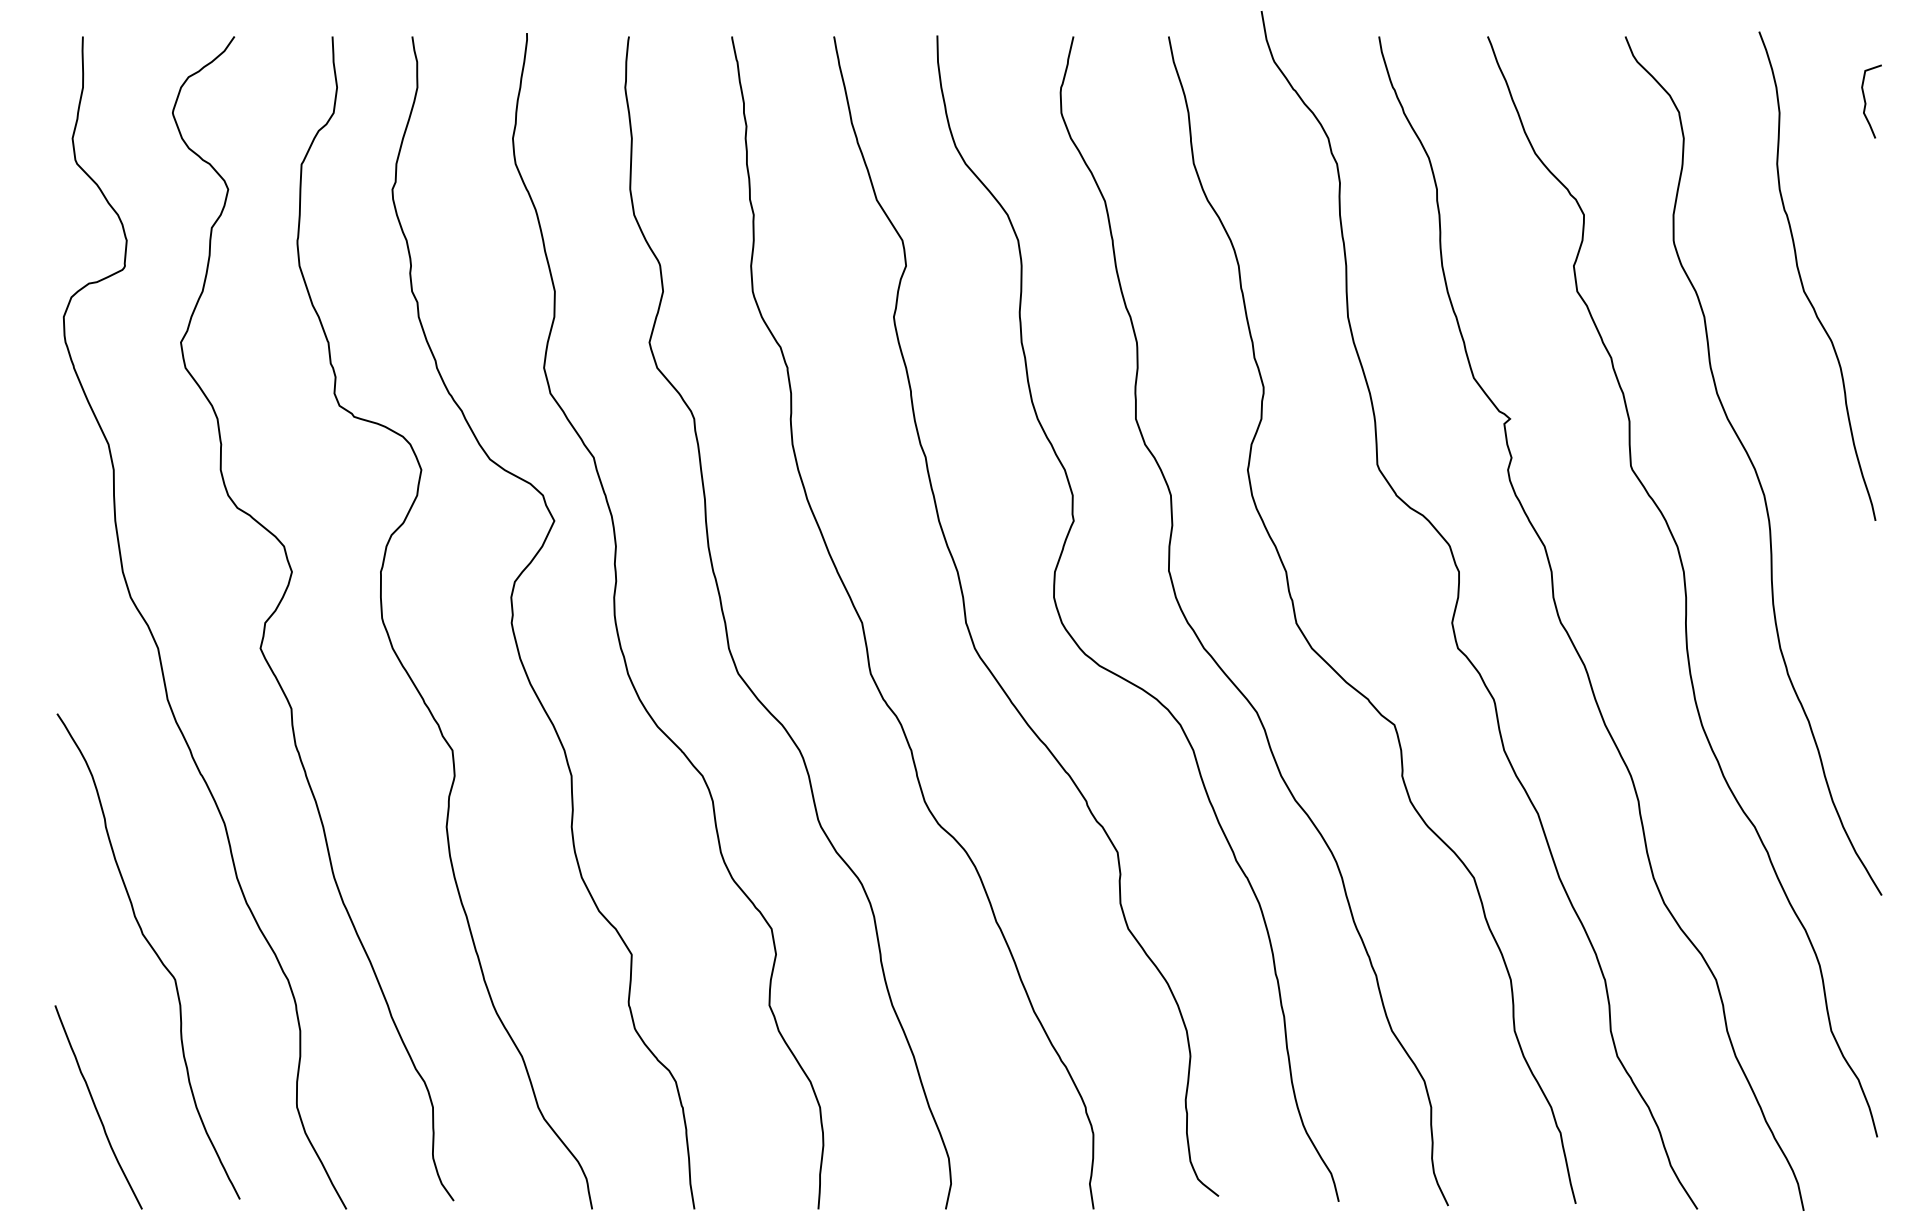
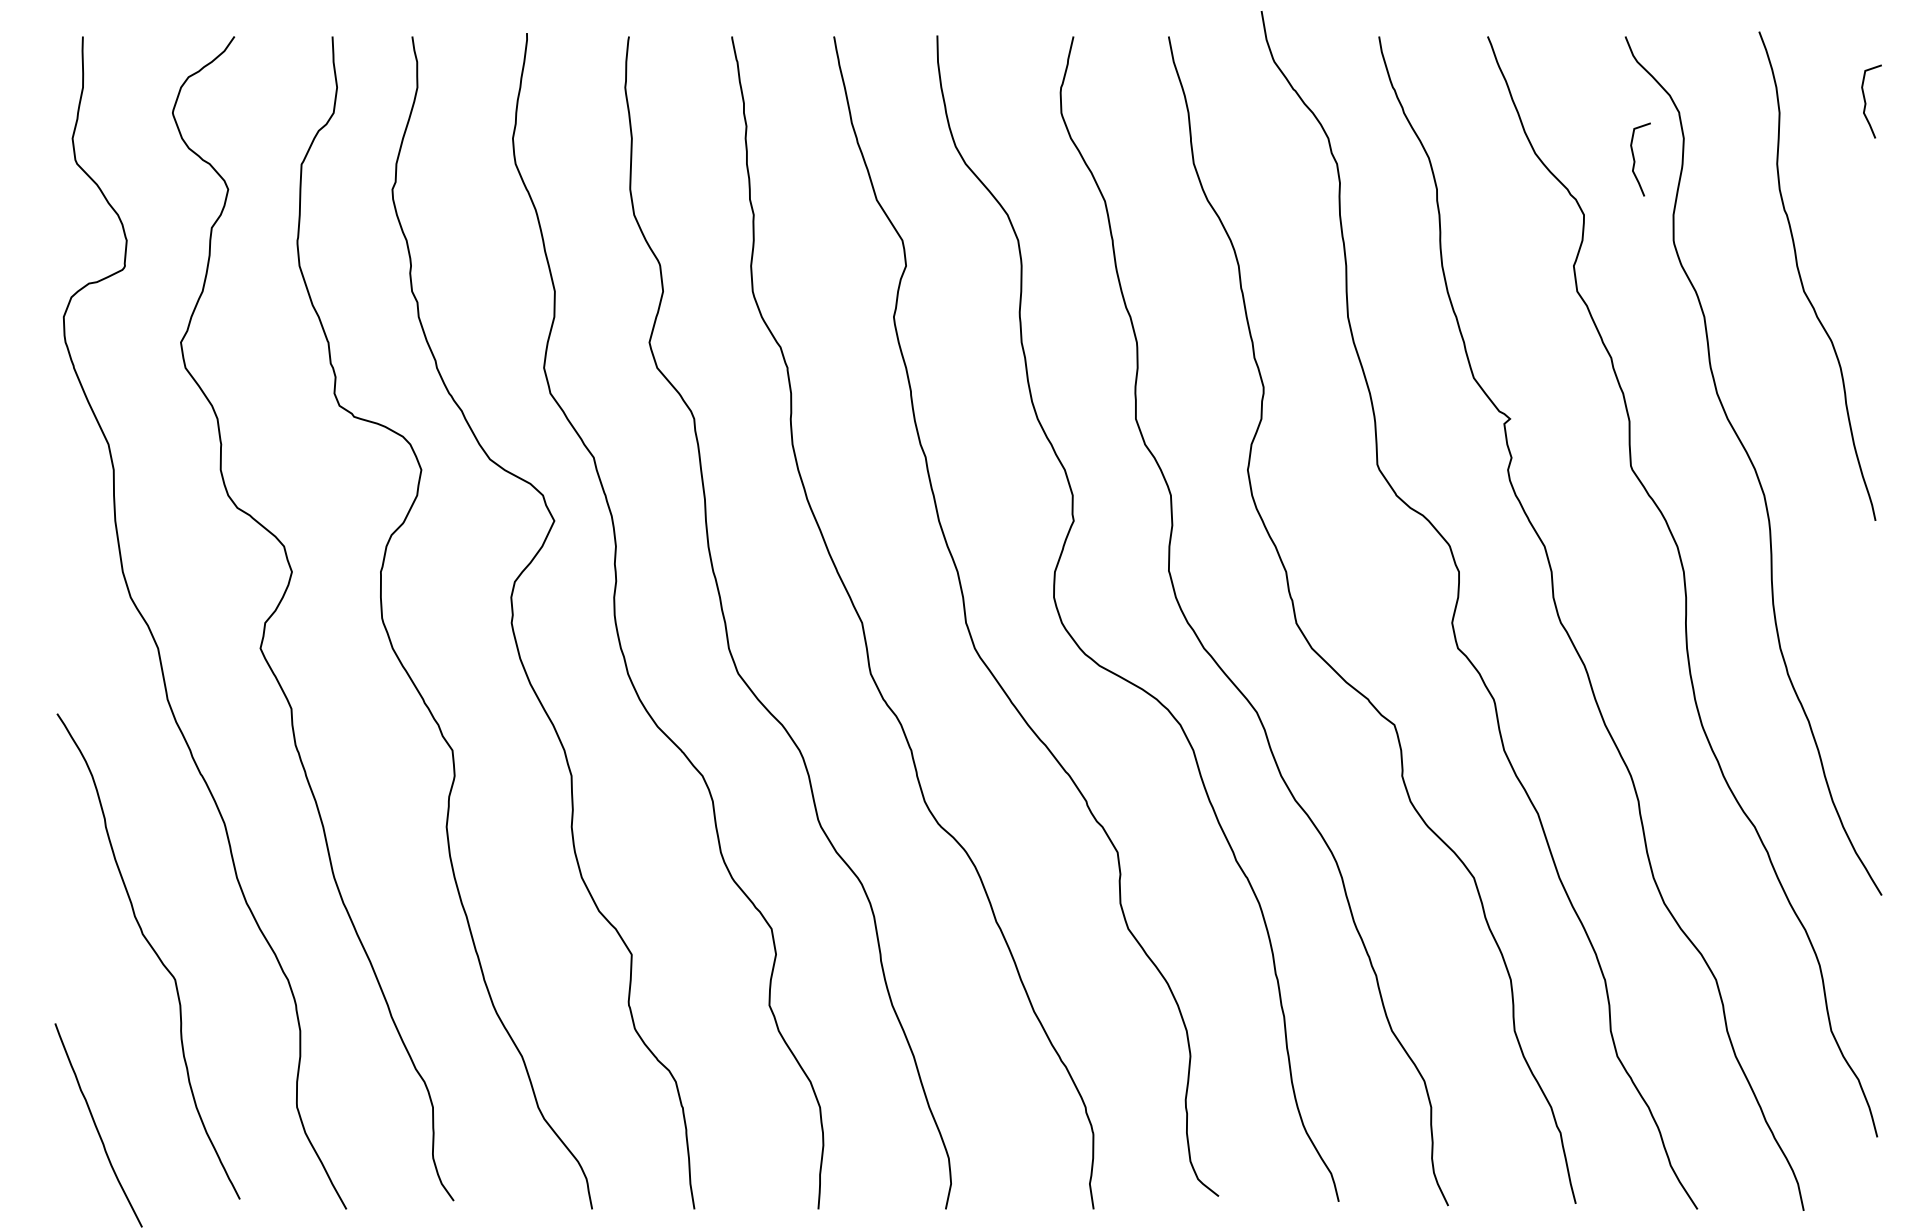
curve: none -> present (1635, 160)
curve position: (96, 1107) -> (96, 1125) (96, 1125)
